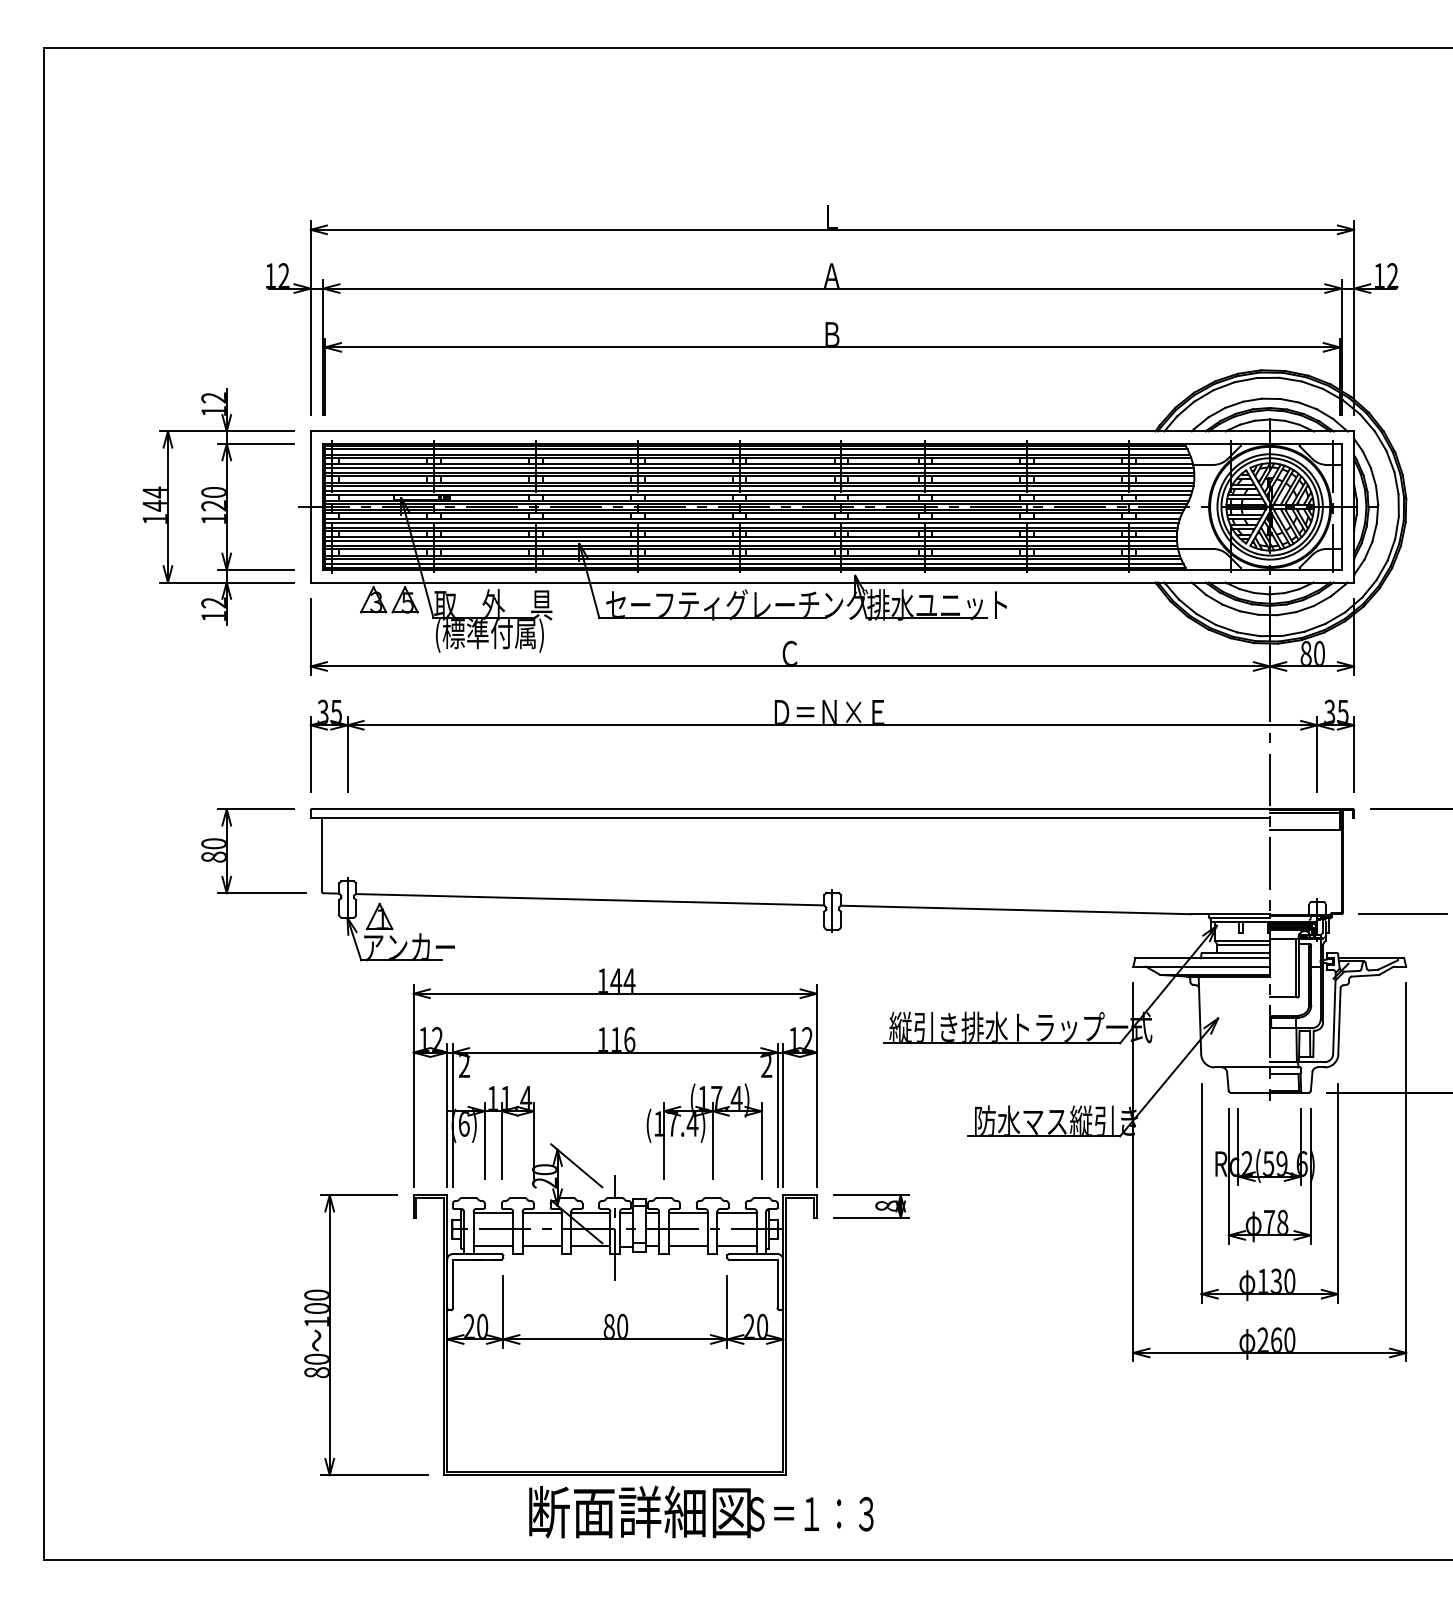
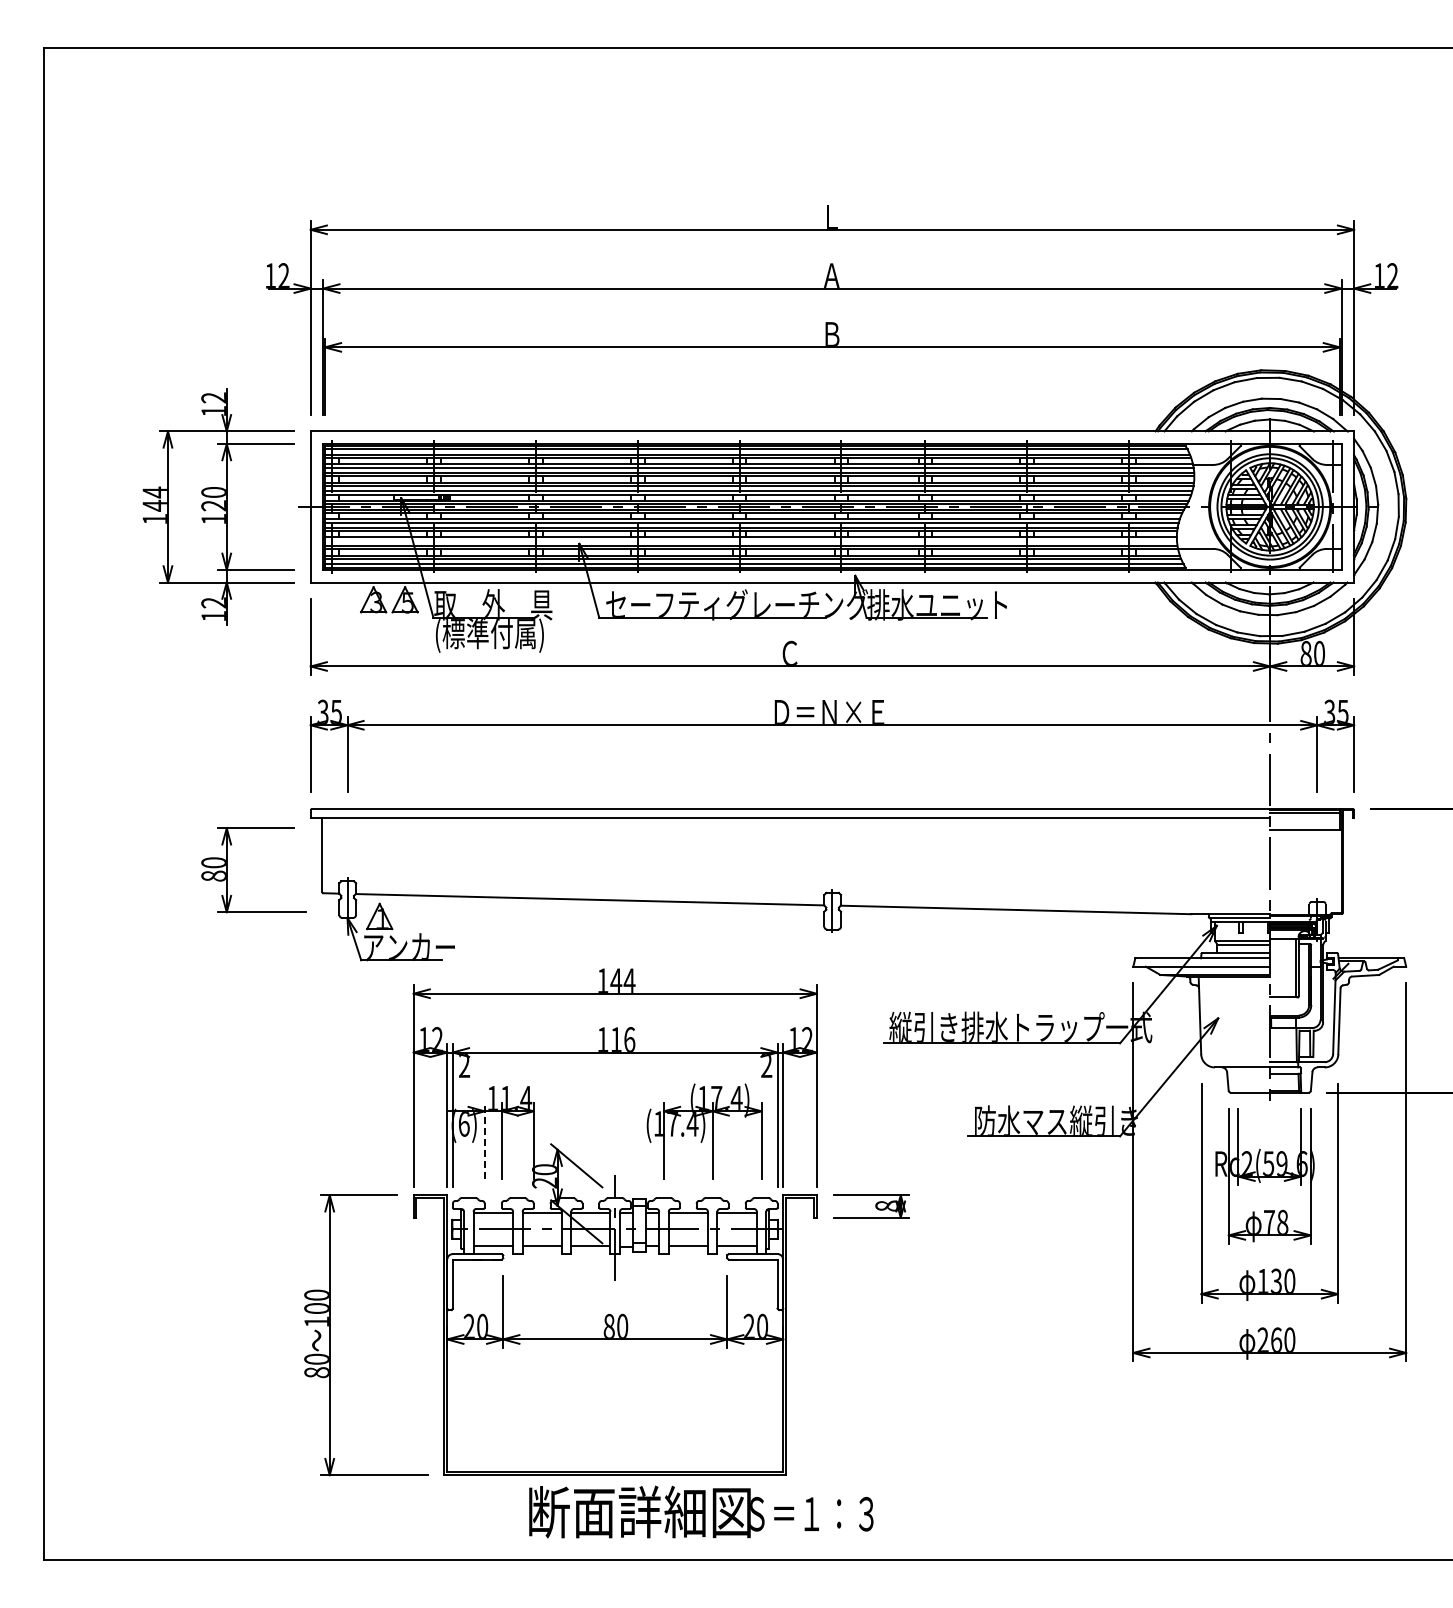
line: present -> none (750, 540)
part position: (227, 851) -> (227, 870) (227, 870)
line: present -> none (1402, 913)
line: solid -> dashed (484, 1140)
